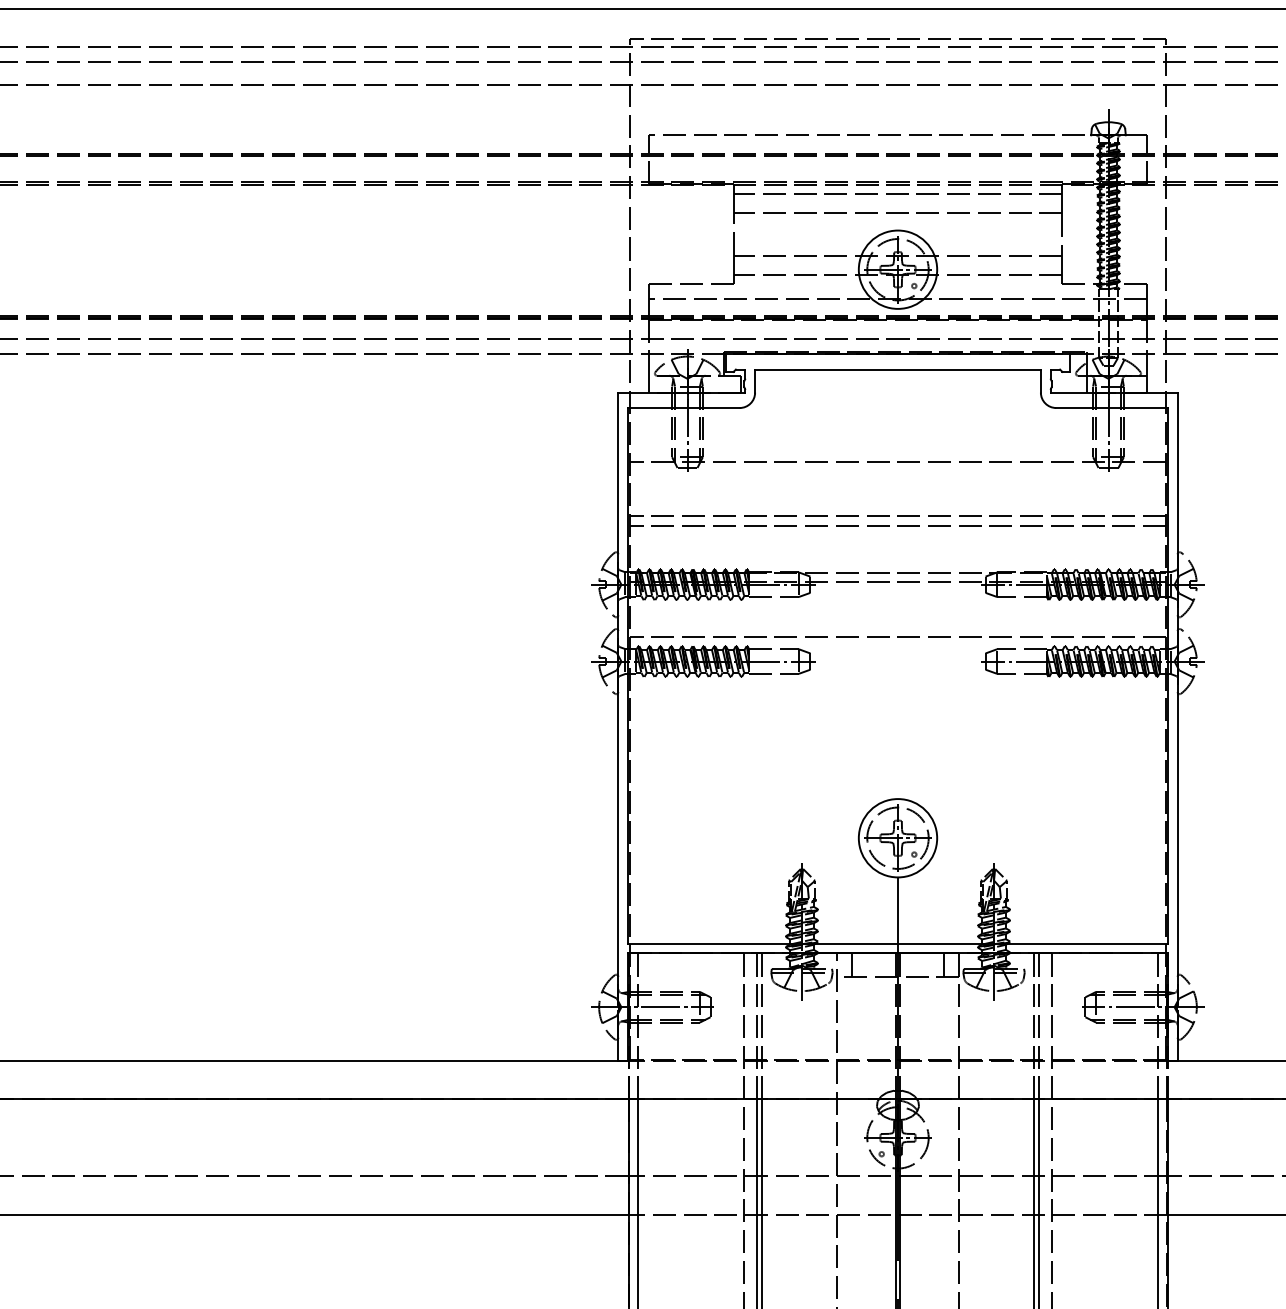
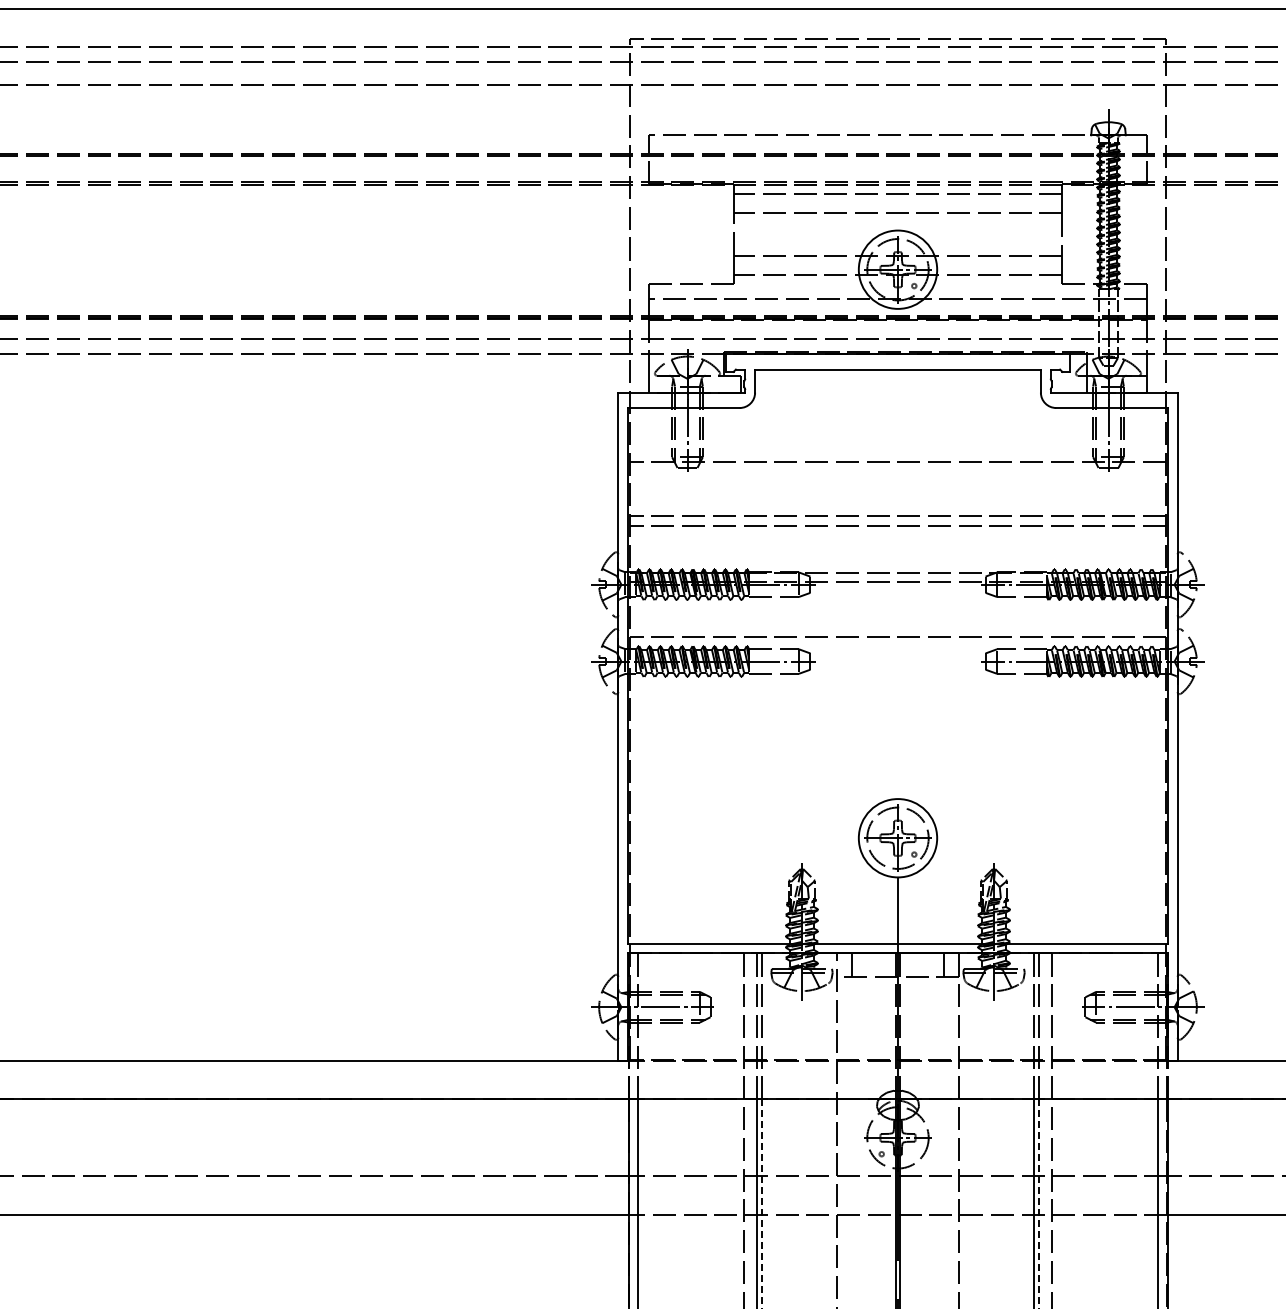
line: solid -> dashed (762, 1204)
line: solid -> dashed (1038, 1204)
